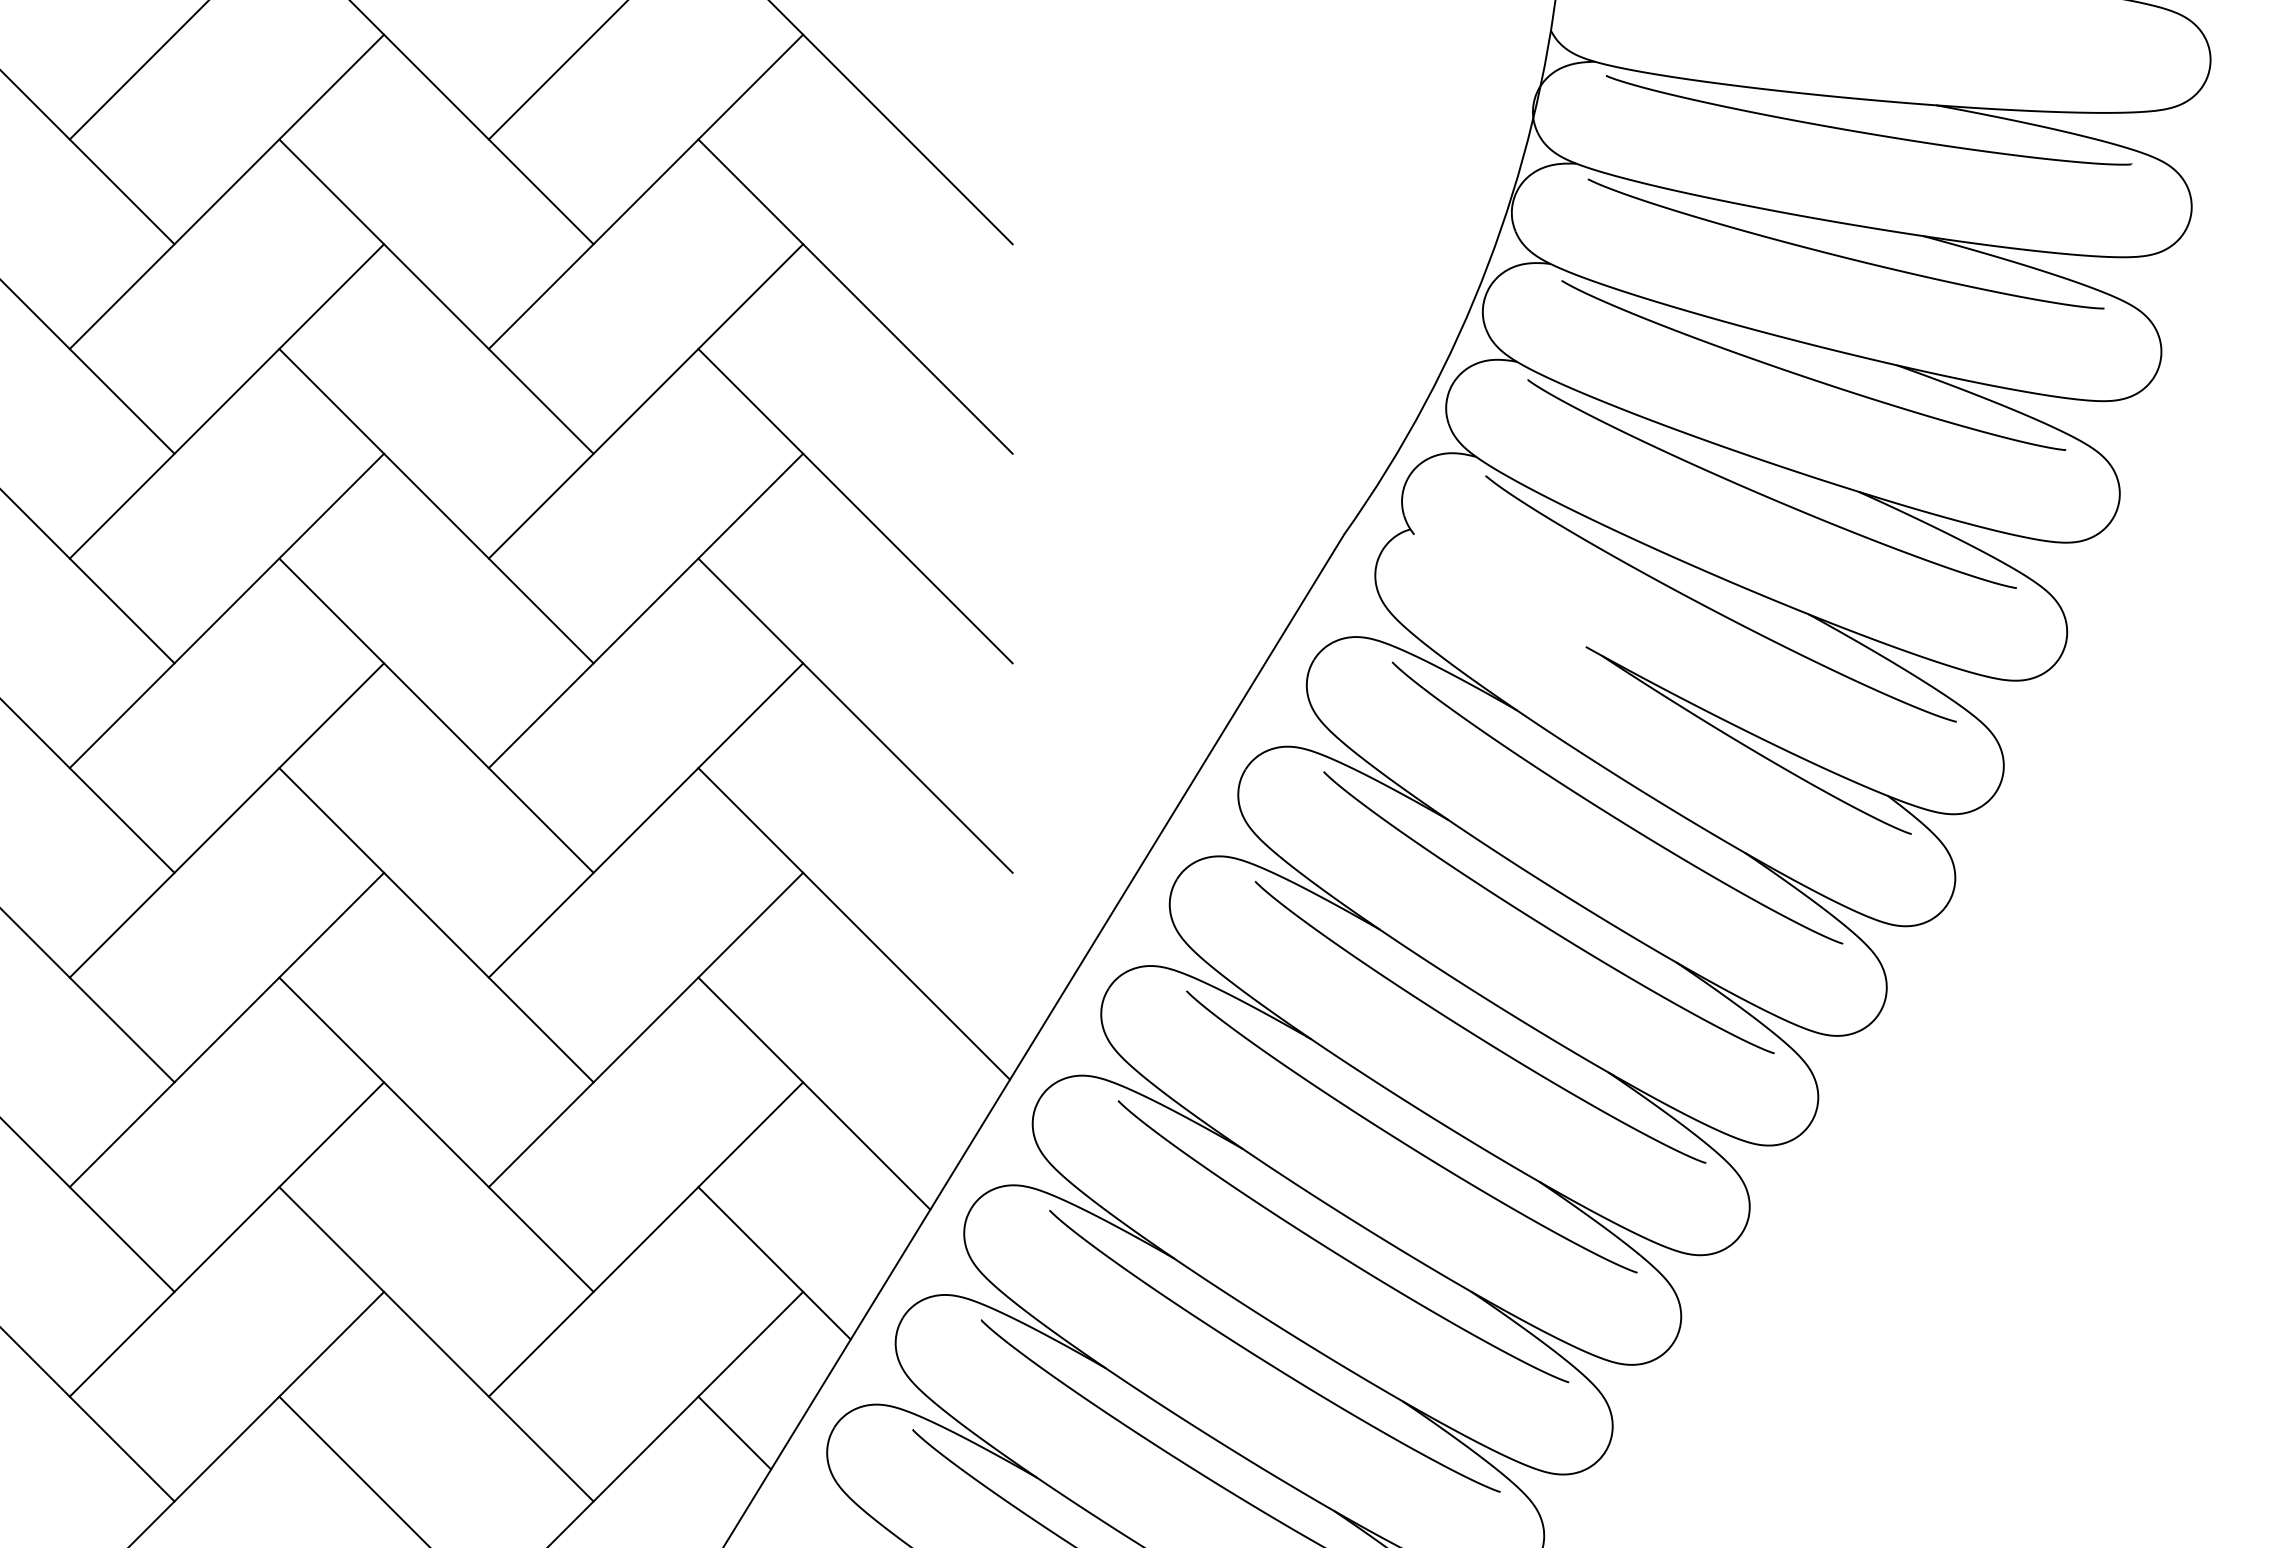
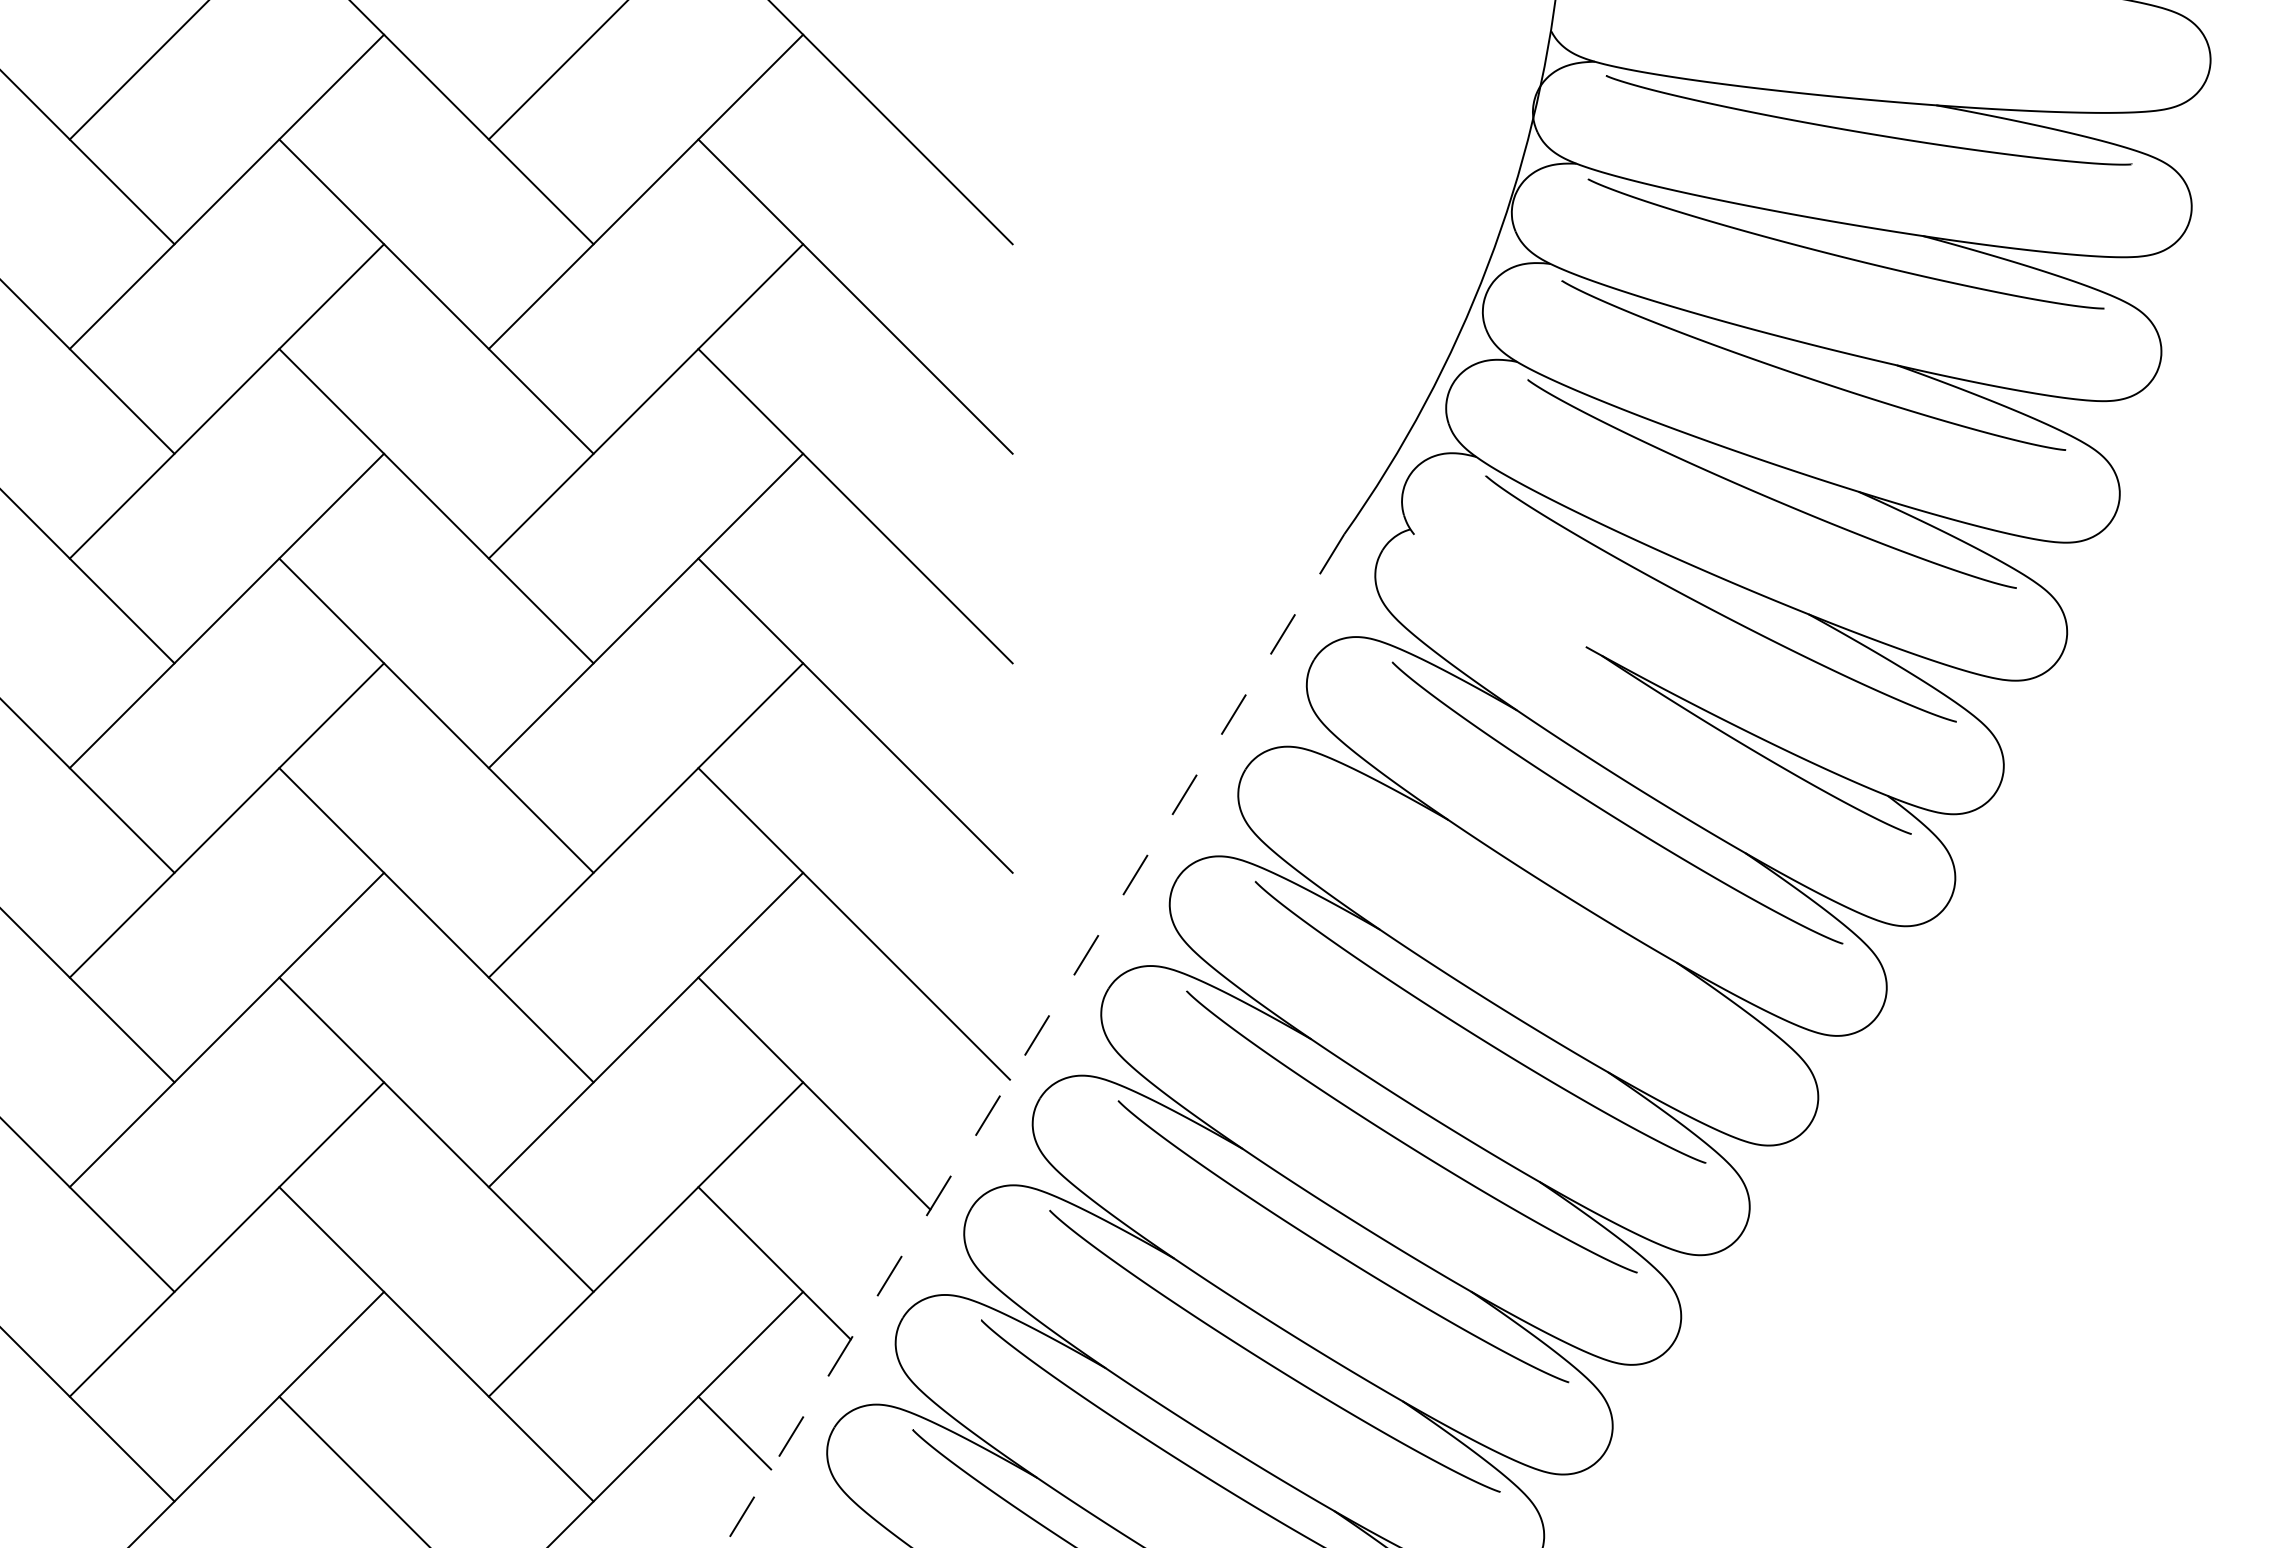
curve: present -> none (1542, 923)
line: solid -> dashed (1033, 1041)
